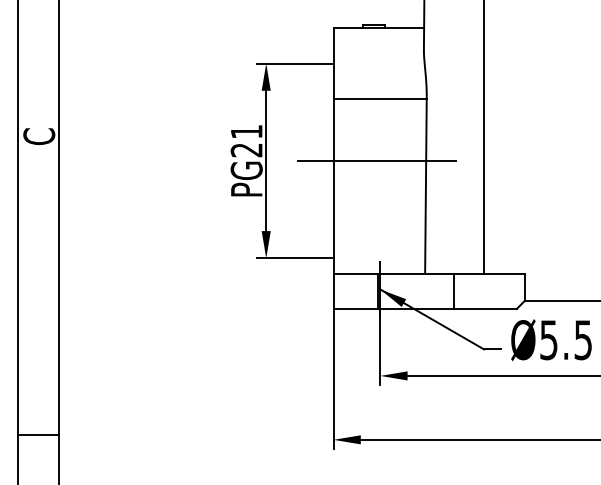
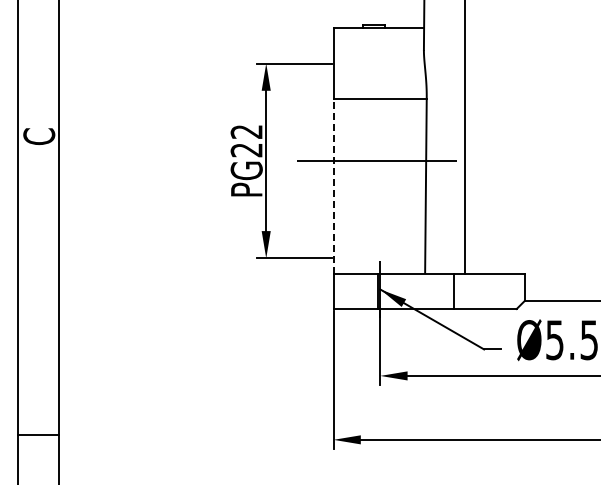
text: PG21 -> PG22 (246, 131)
line position: (483, 137) -> (464, 137) (464, 137)
line: solid -> dashed (333, 186)
text position: (551, 340) -> (557, 340) (557, 340)
